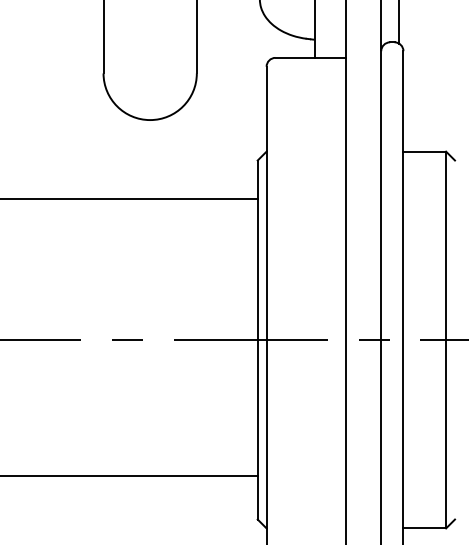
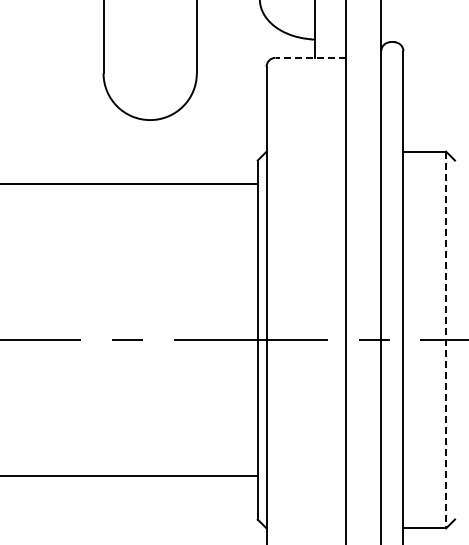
line: present -> none (399, 22)
line: solid -> dashed (310, 57)
line position: (129, 198) -> (129, 183) (129, 183)
line: solid -> dashed (446, 340)
